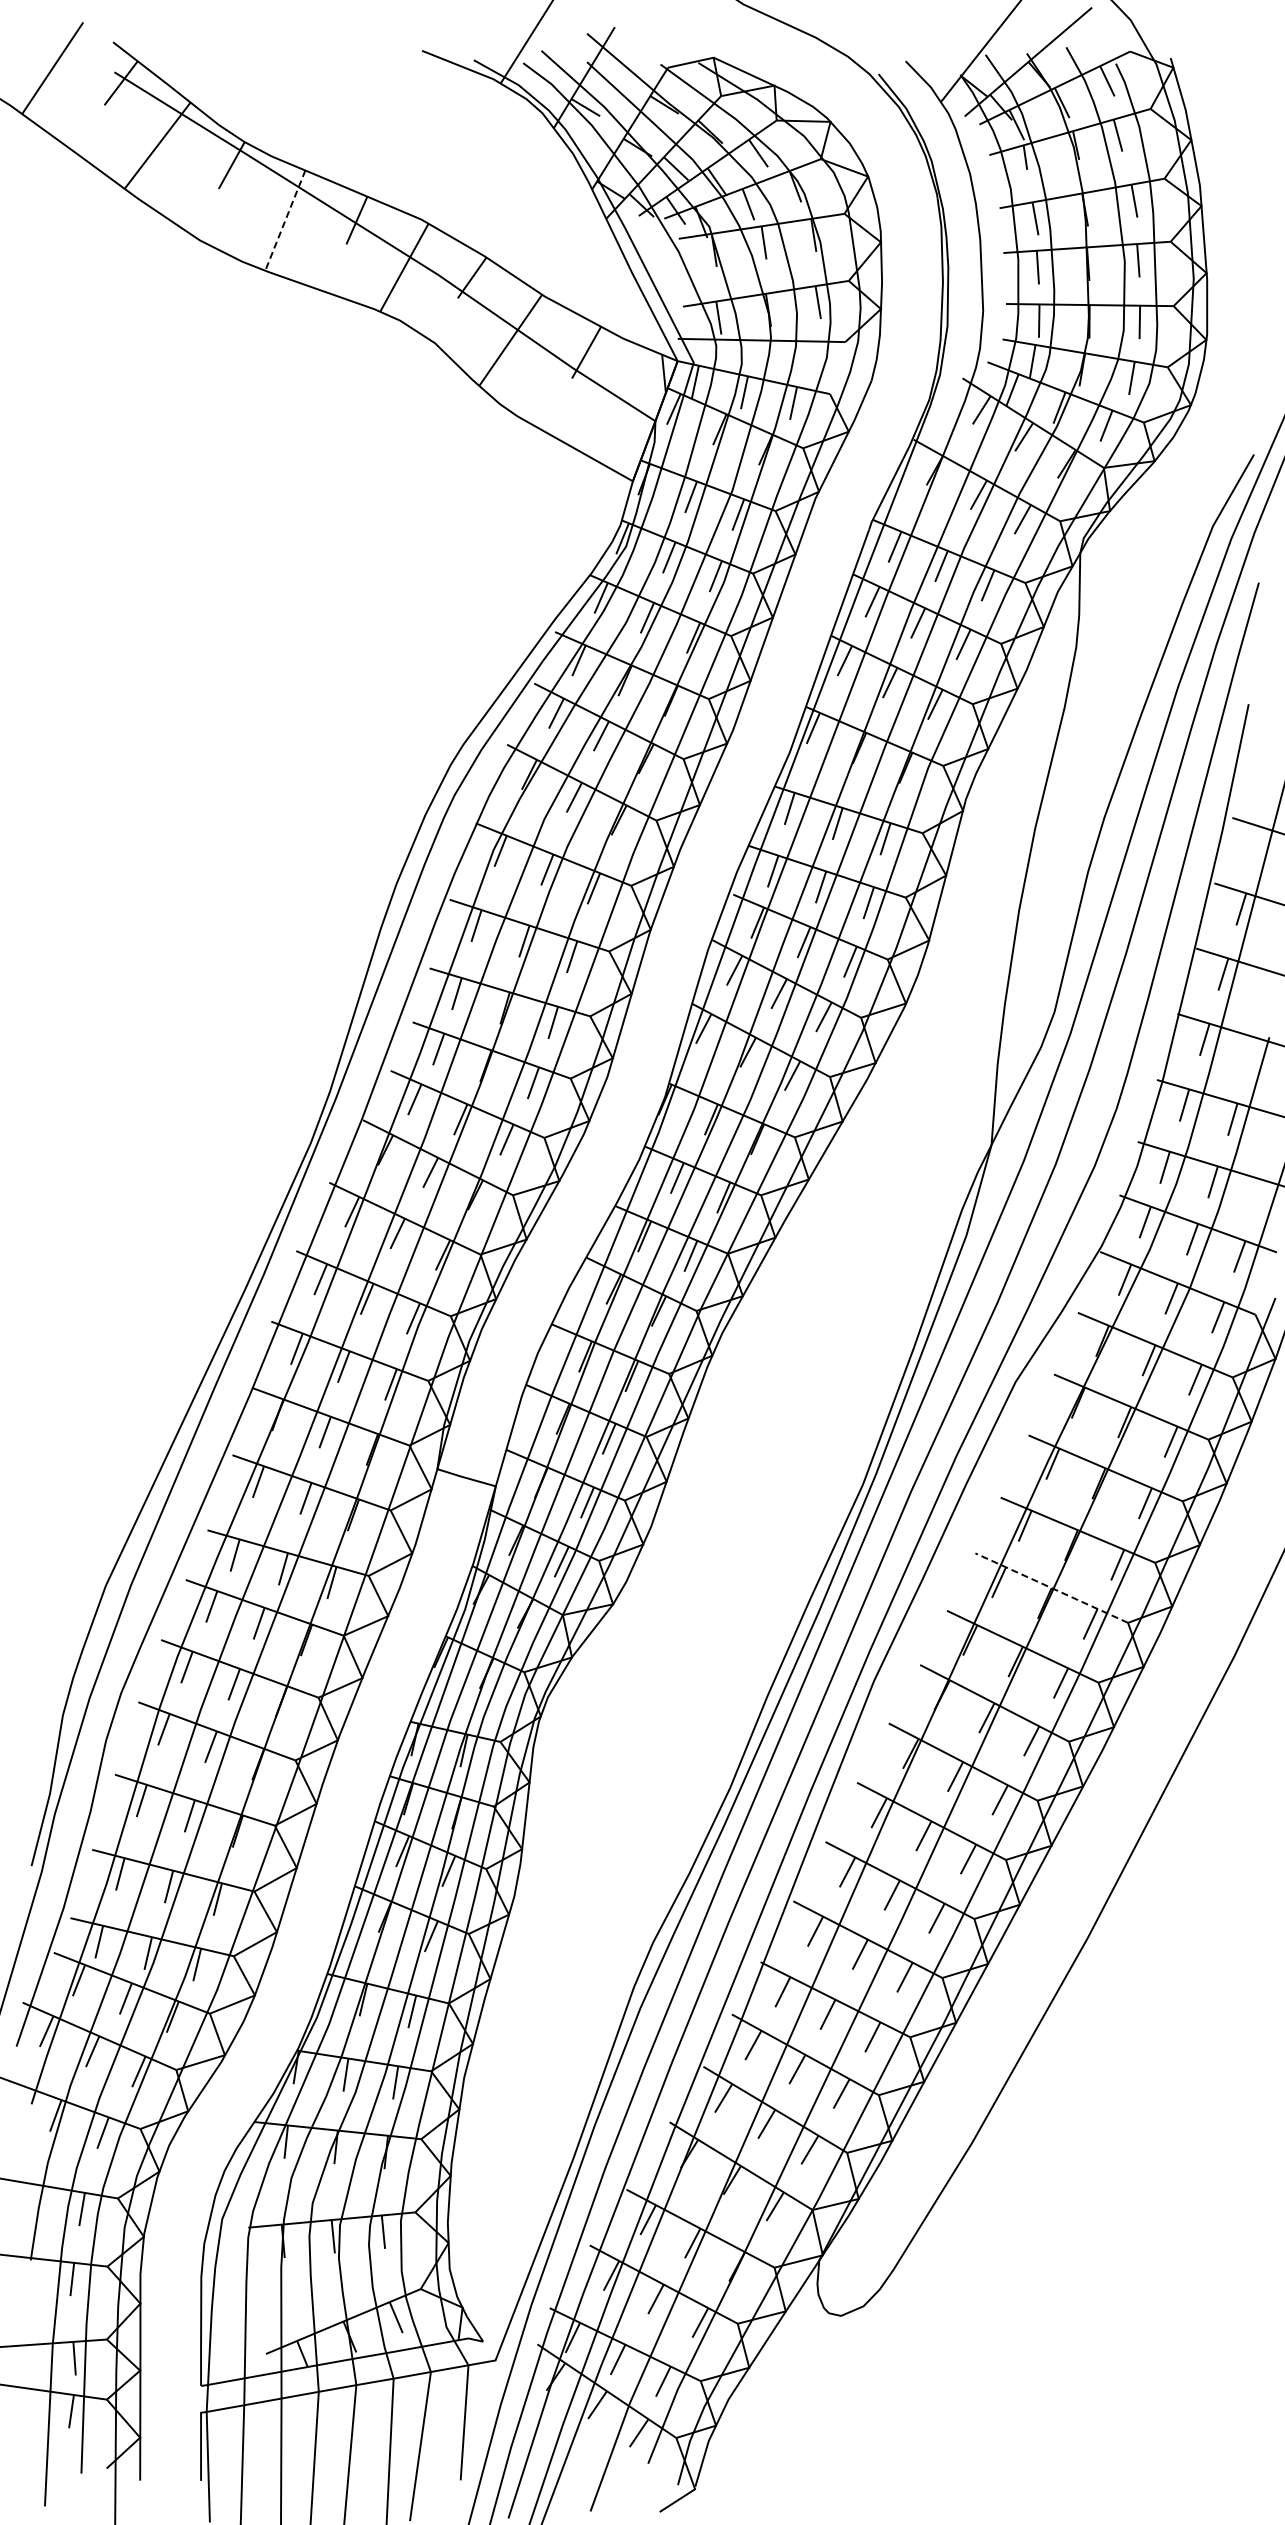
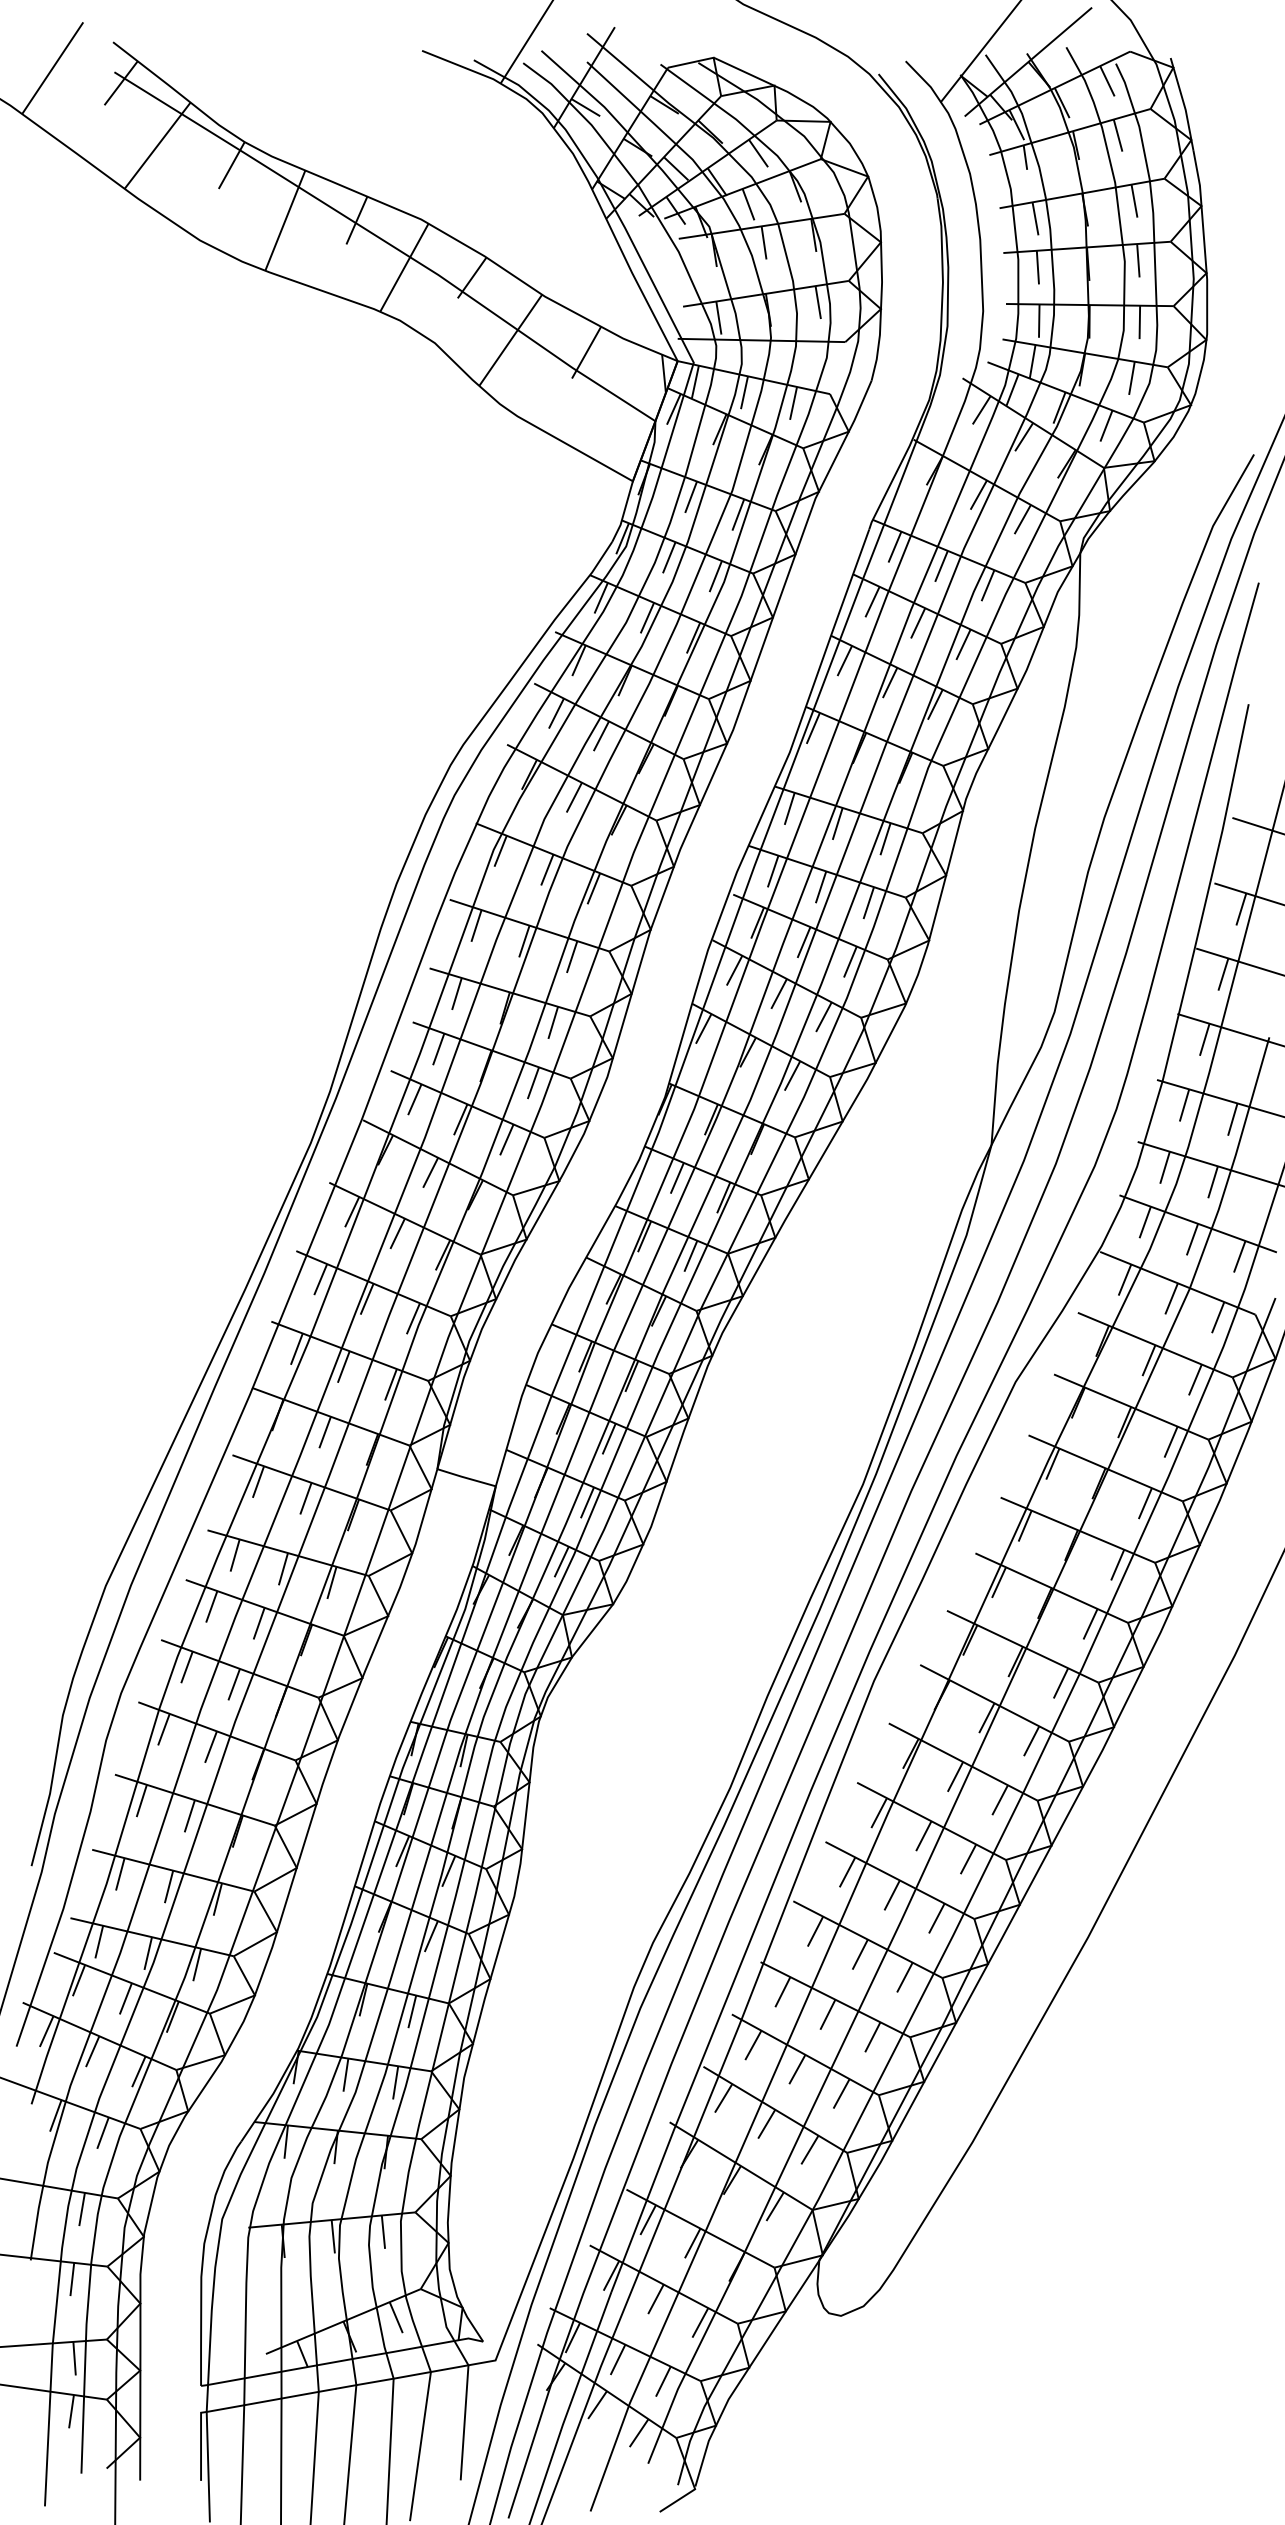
line: dashed -> solid (285, 220)
line: dashed -> solid (1051, 1588)
